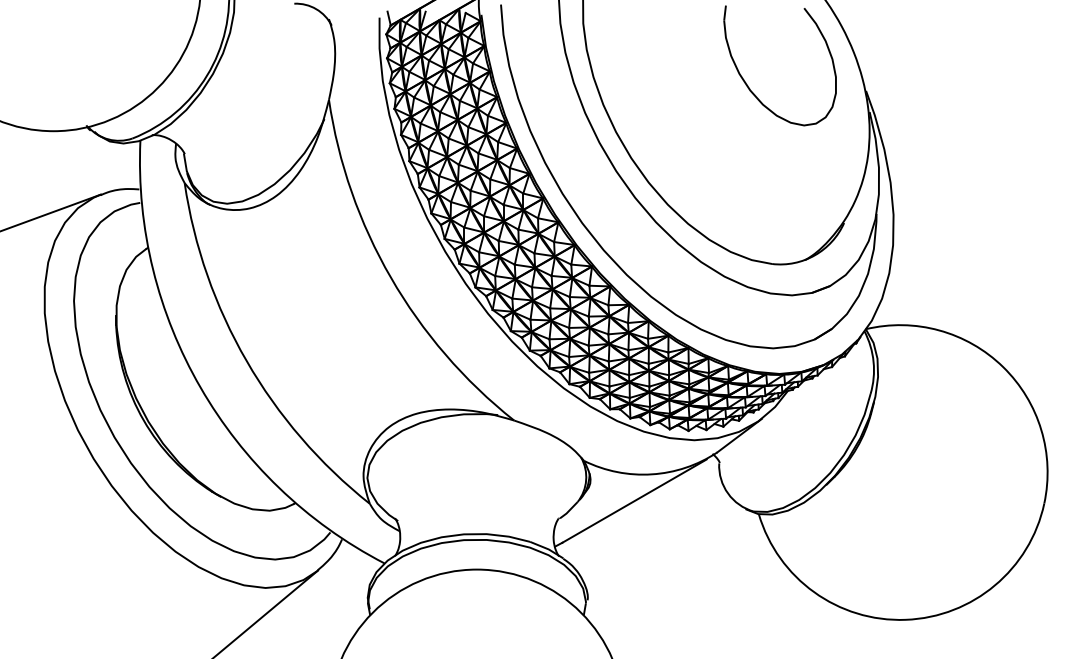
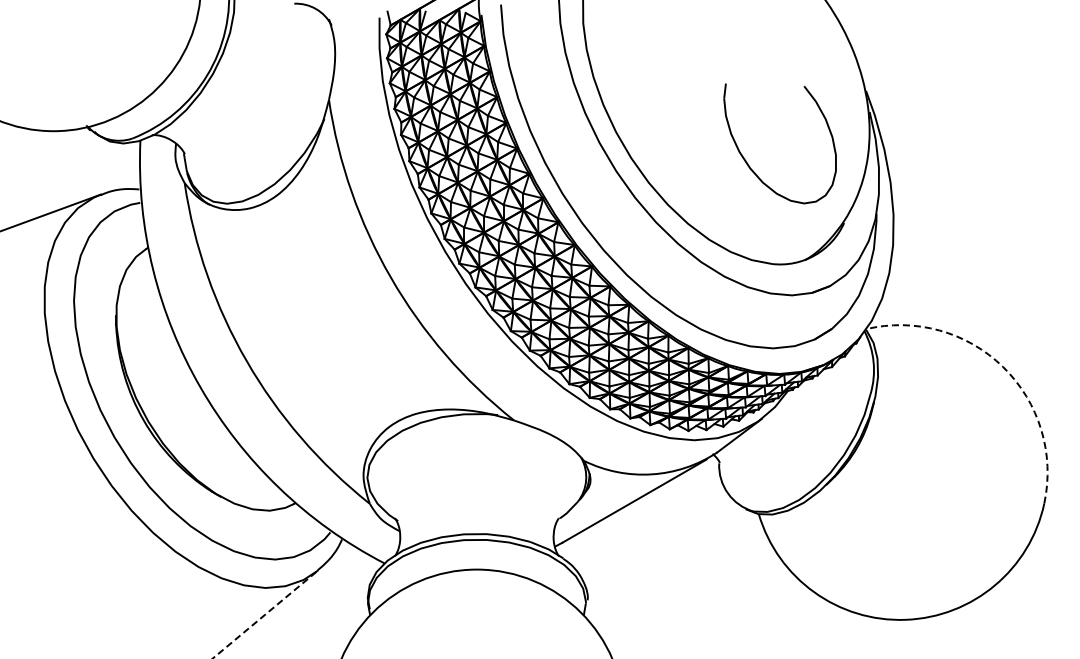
part position: (748, 85) -> (748, 163) (748, 163)
arc: solid -> dashed (1003, 367)
line: solid -> dashed (265, 614)
